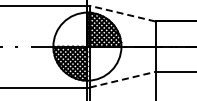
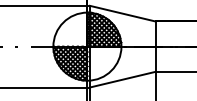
line: dashed -> solid (122, 13)
line: dashed -> solid (122, 79)
